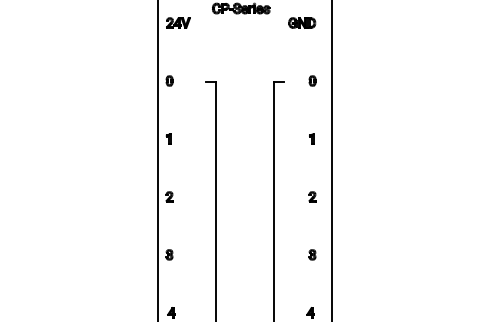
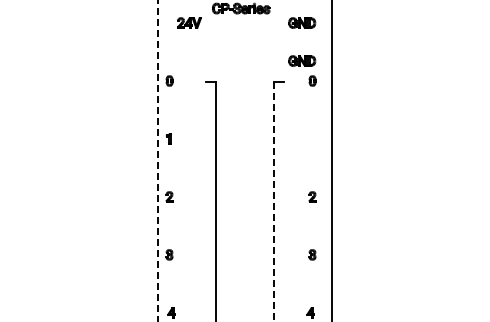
part position: (178, 22) -> (189, 22) (189, 22)
part: none -> present (302, 60)
part: present -> none (311, 138)
line: solid -> dashed (158, 160)
line: solid -> dashed (273, 201)
